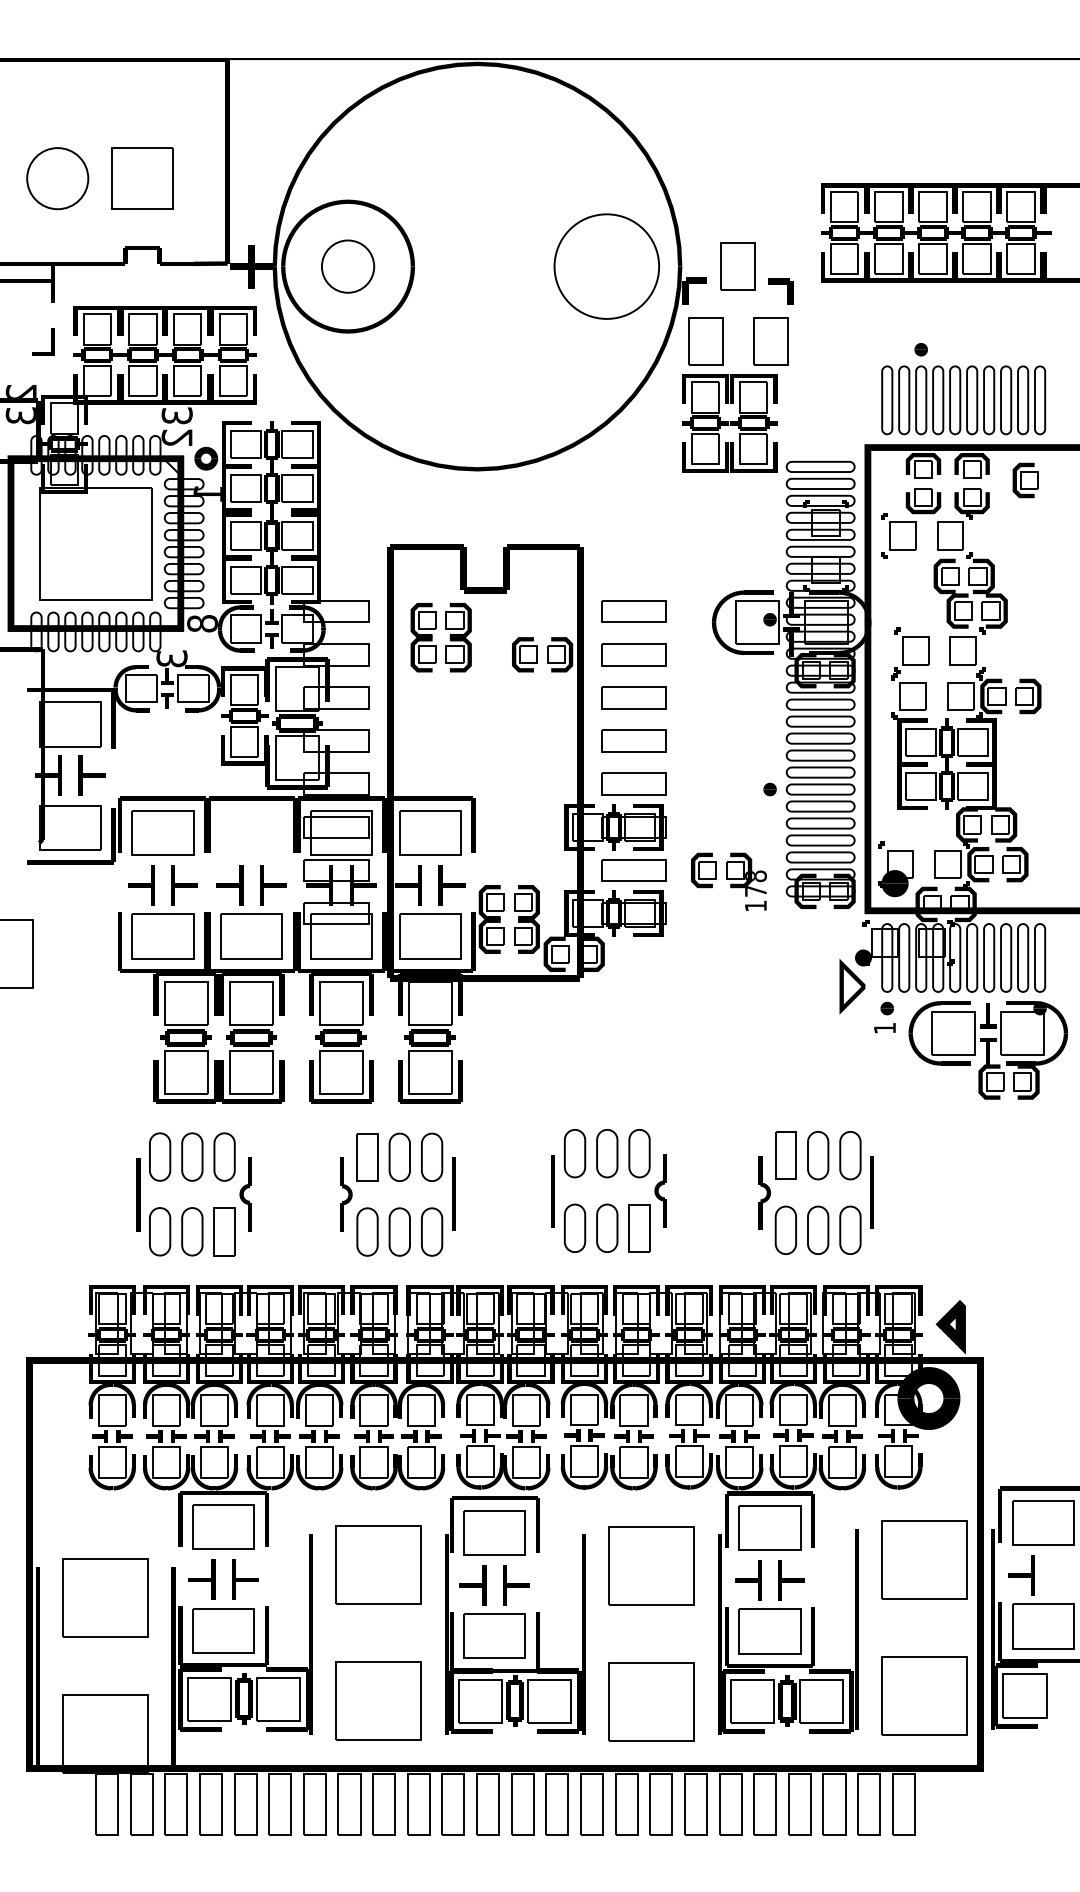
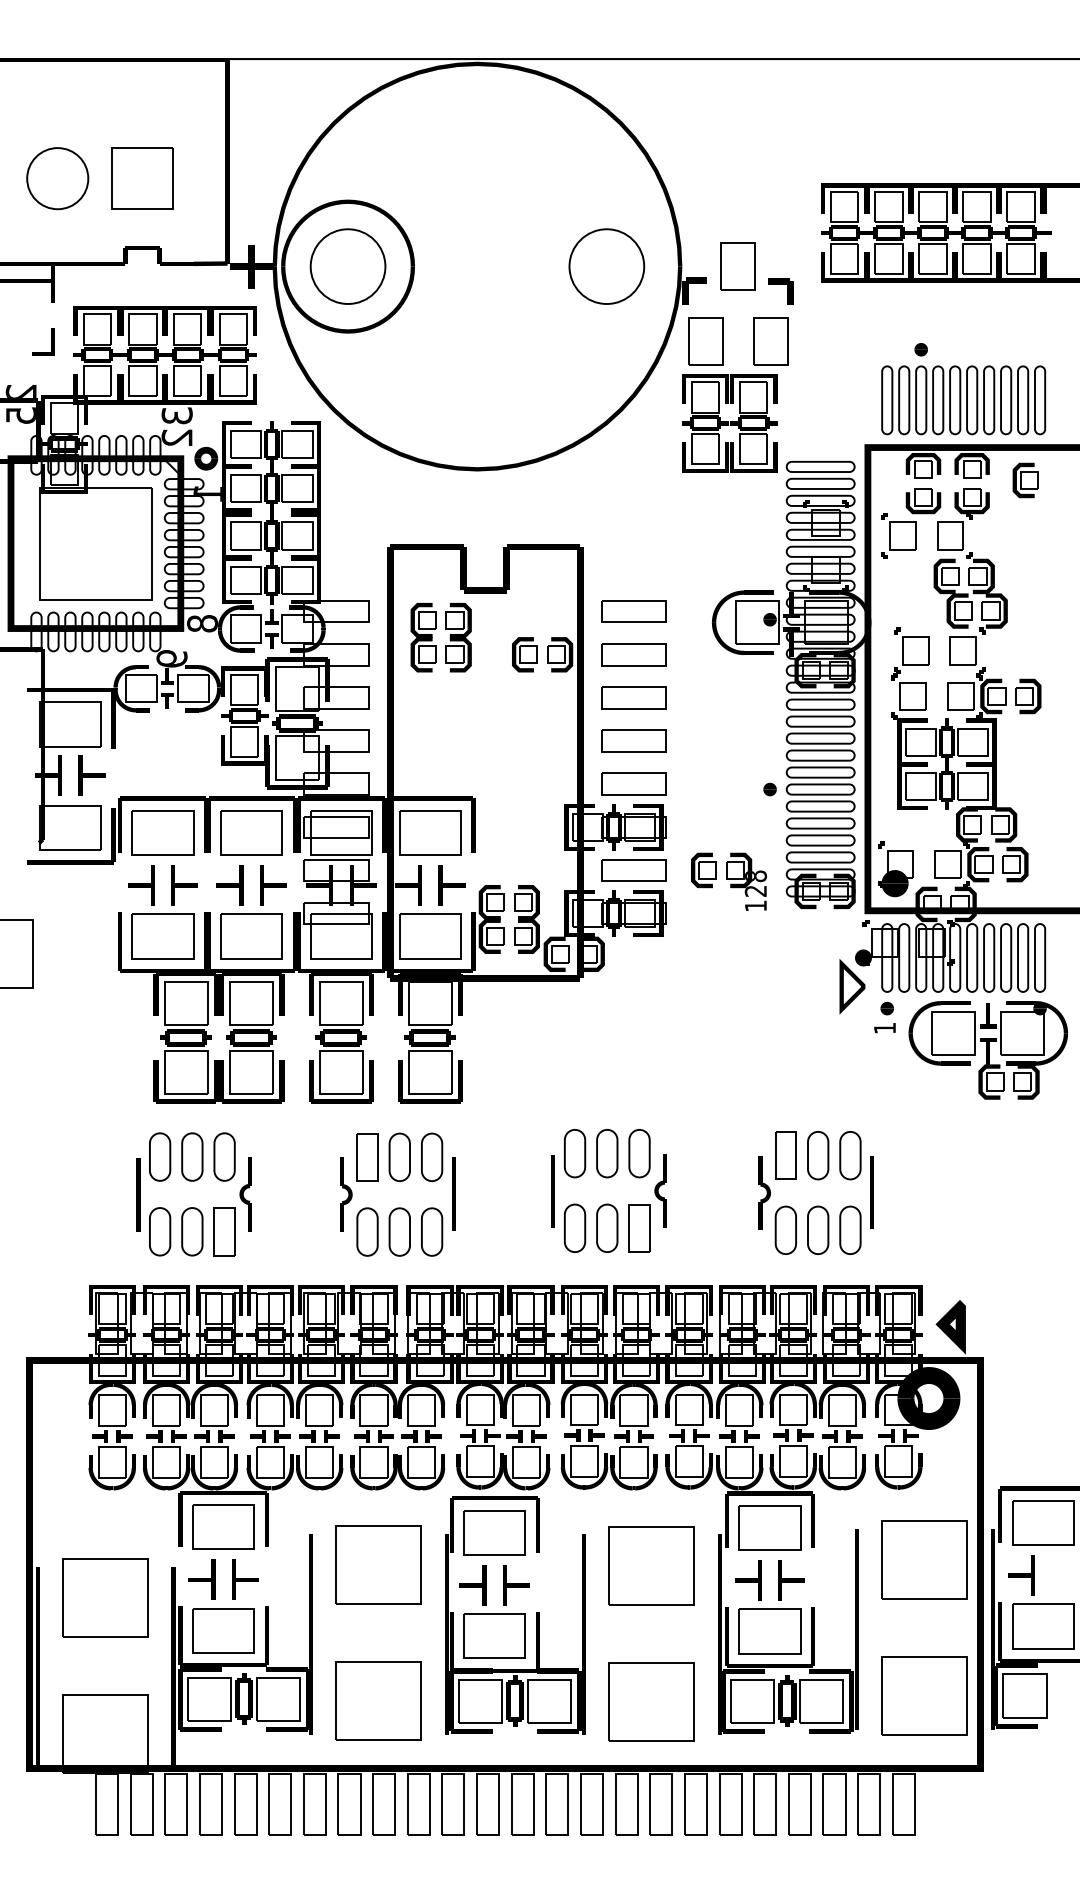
circle diameter: 52 px -> 75 px (347, 266)
circle diameter: 105 px -> 75 px (606, 266)
text: 23 -> 25 (20, 416)
text: 3 -> 9 (171, 658)
part: none -> present (251, 832)
text: 178 -> 128 (755, 891)
